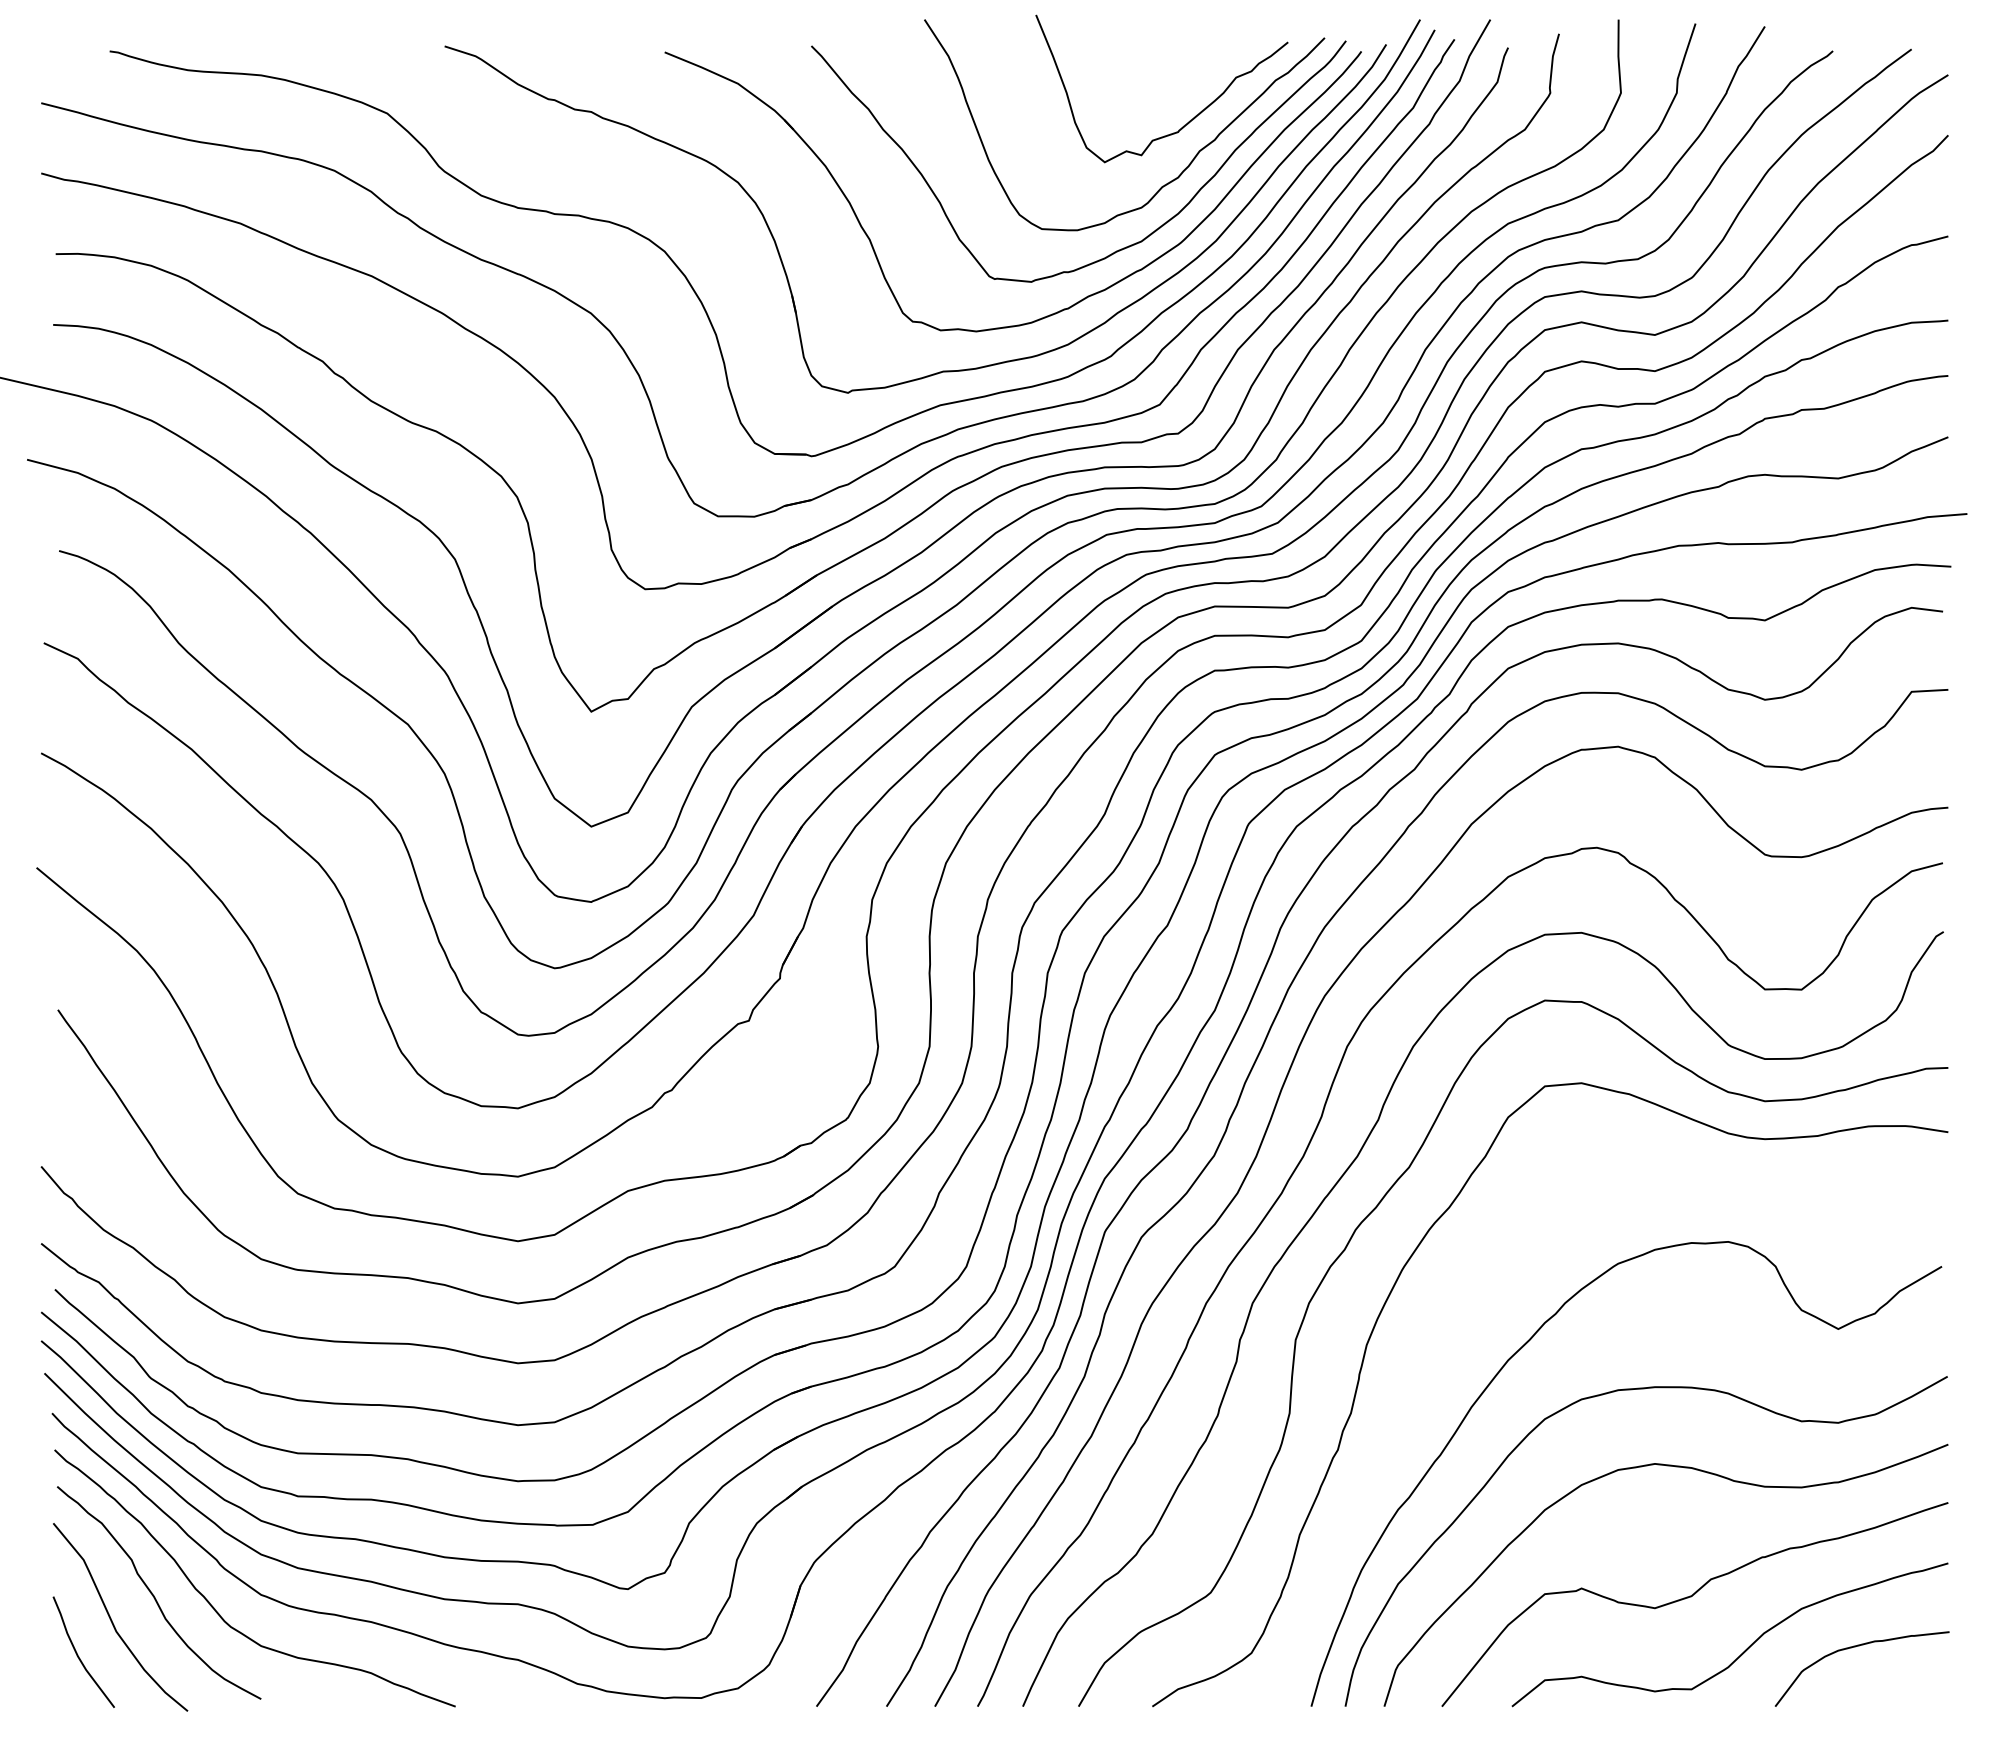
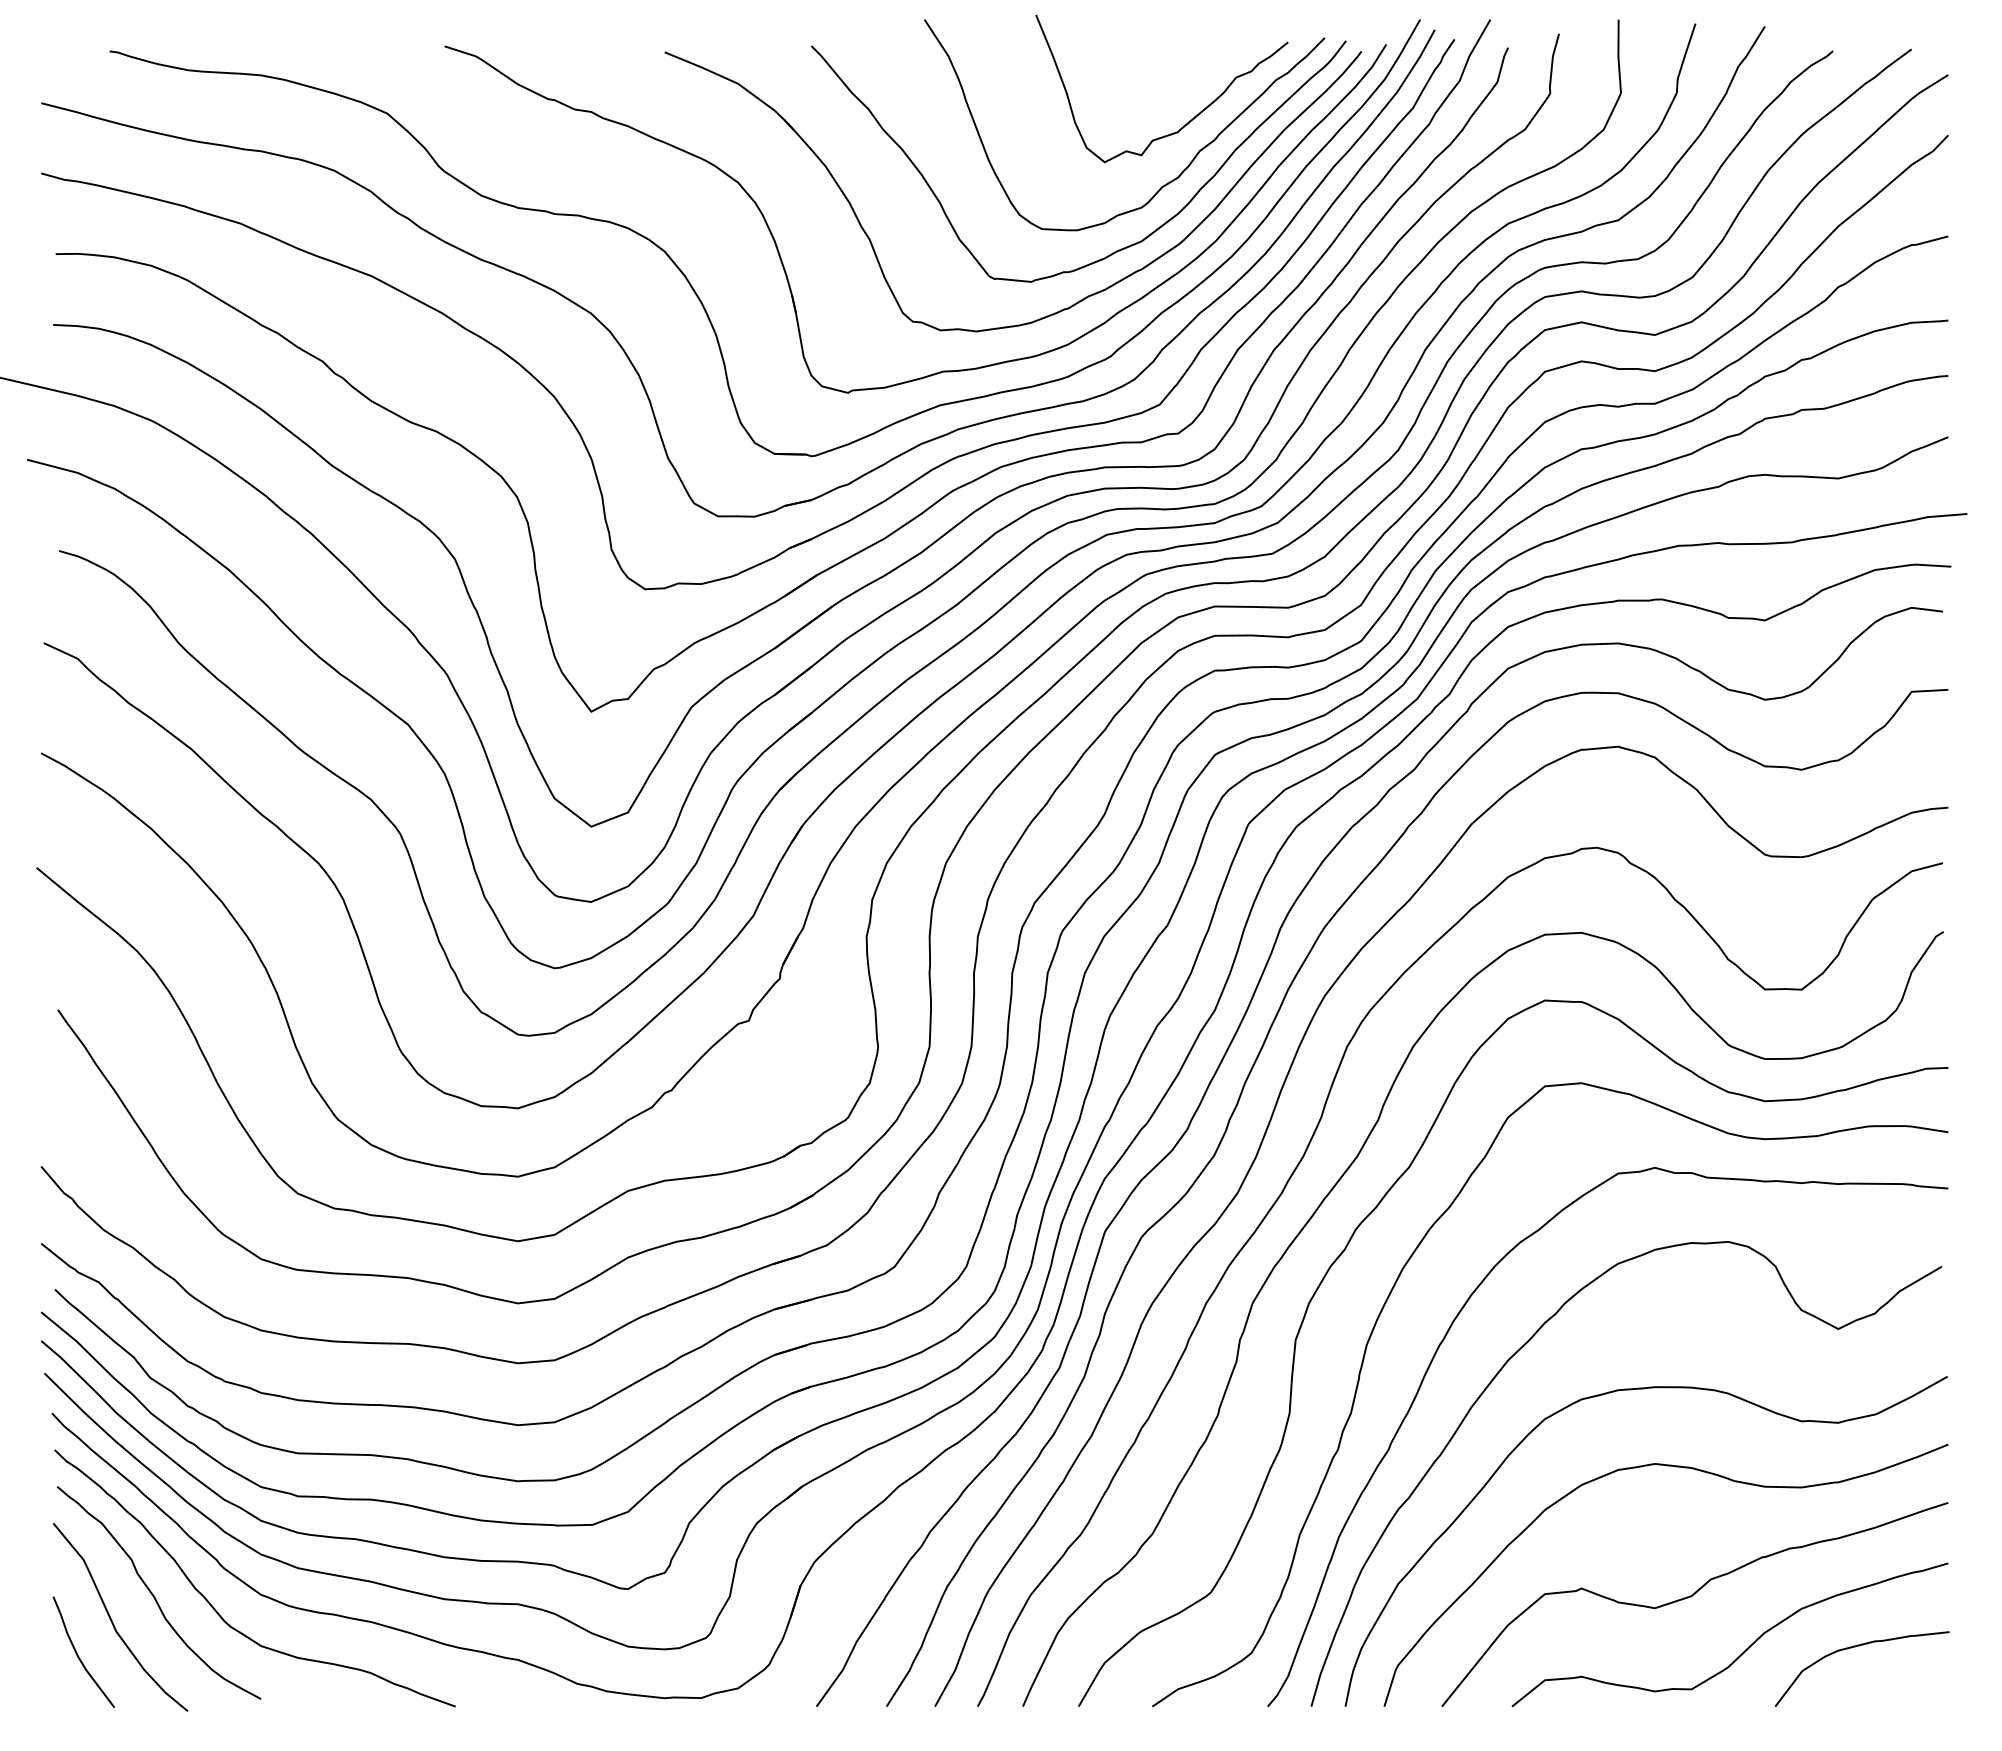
curve: none -> present (1445, 1338)
